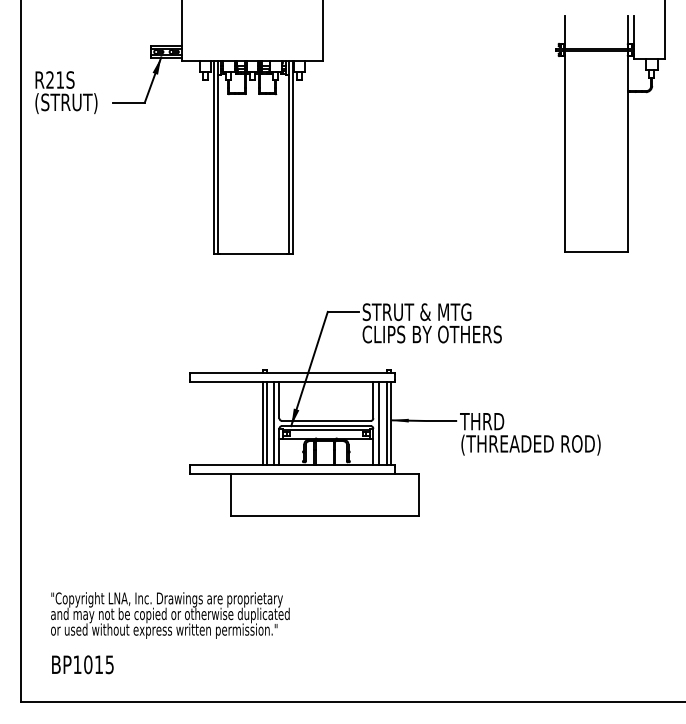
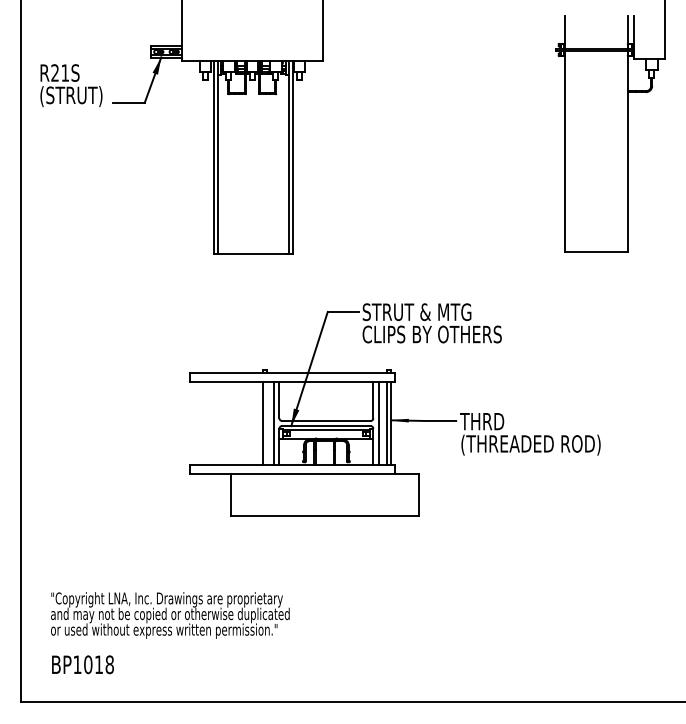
text position: (66, 92) -> (71, 85) (71, 85)
line: present -> none (267, 423)
text: BP1015 -> BP1018 (109, 664)
